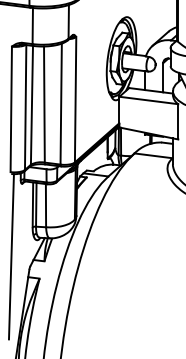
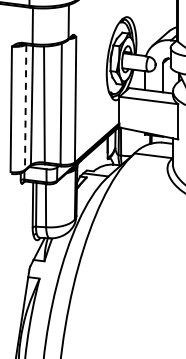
line: solid -> dashed (25, 108)
line: present -> none (10, 256)
